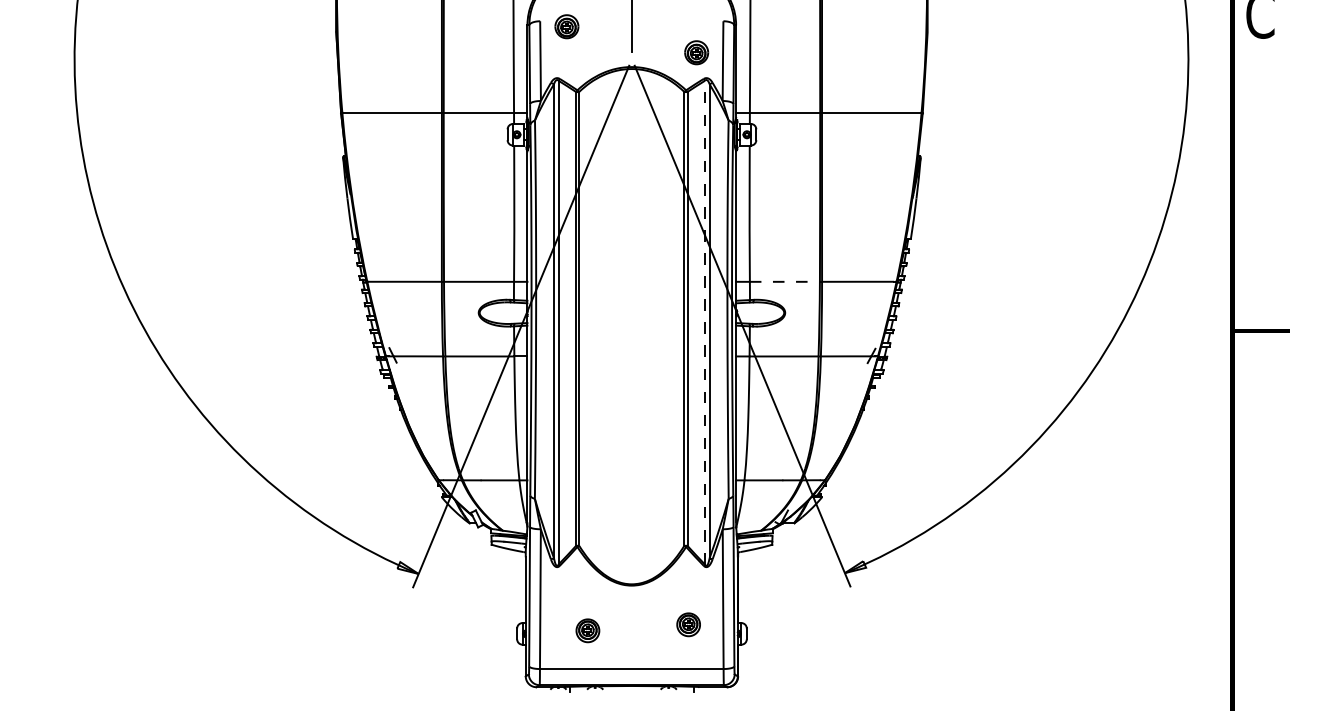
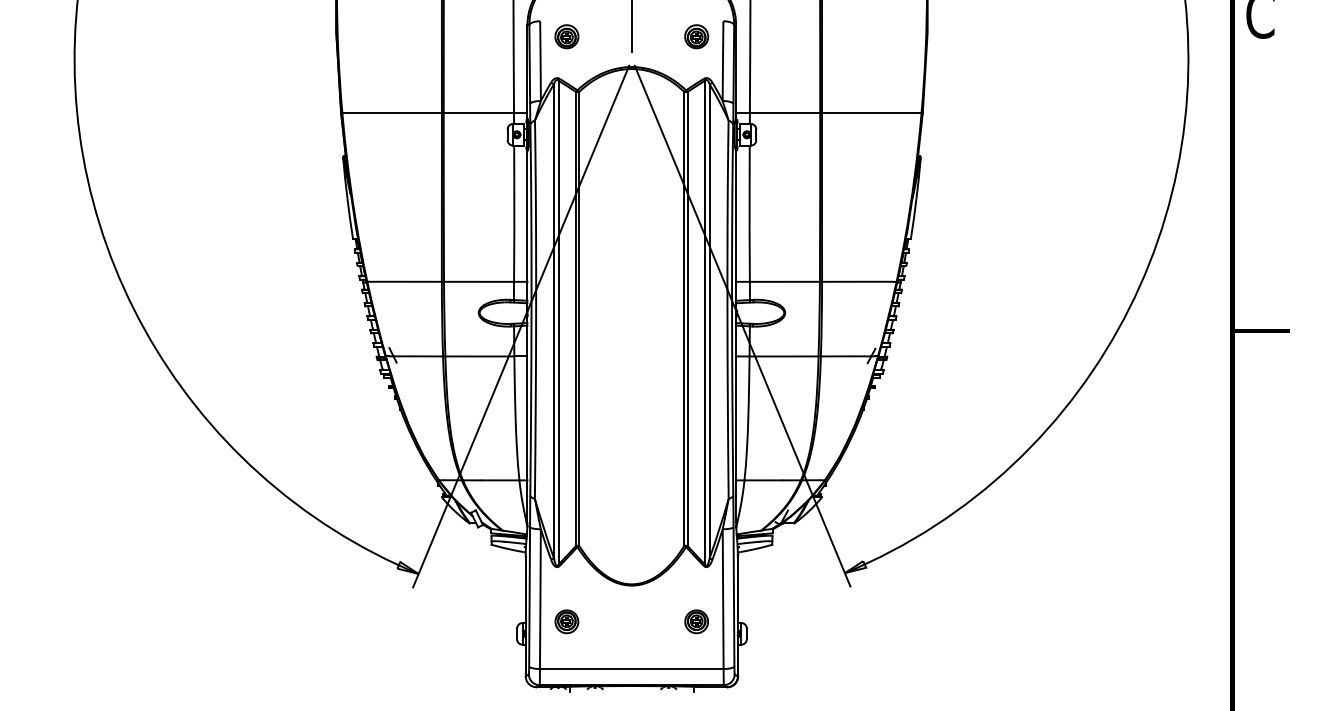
part position: (566, 26) -> (566, 36) (566, 36)
part position: (696, 52) -> (696, 36) (696, 36)
line: dashed -> solid (785, 281)
line: dashed -> solid (705, 322)
part position: (688, 624) -> (696, 621) (696, 621)
part position: (587, 630) -> (566, 621) (566, 621)
